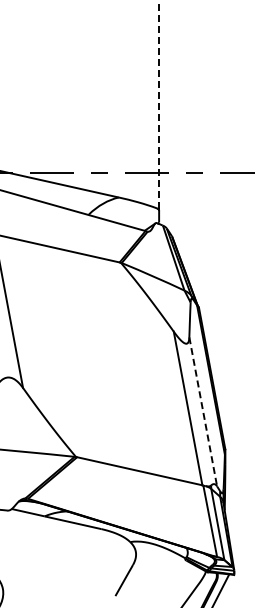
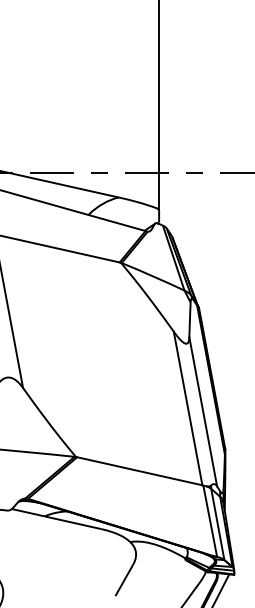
line: dashed -> solid (159, 104)
line: dashed -> solid (203, 411)
